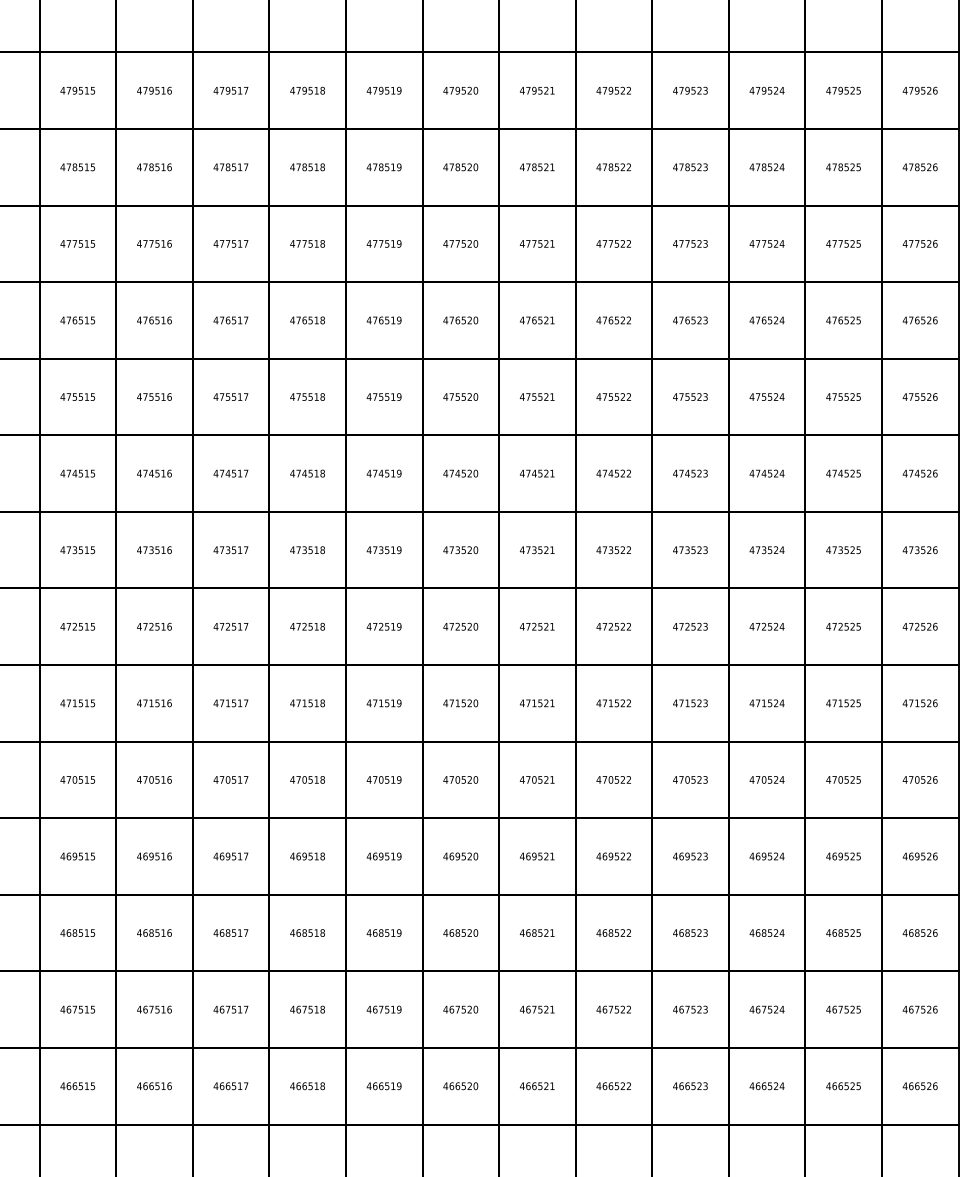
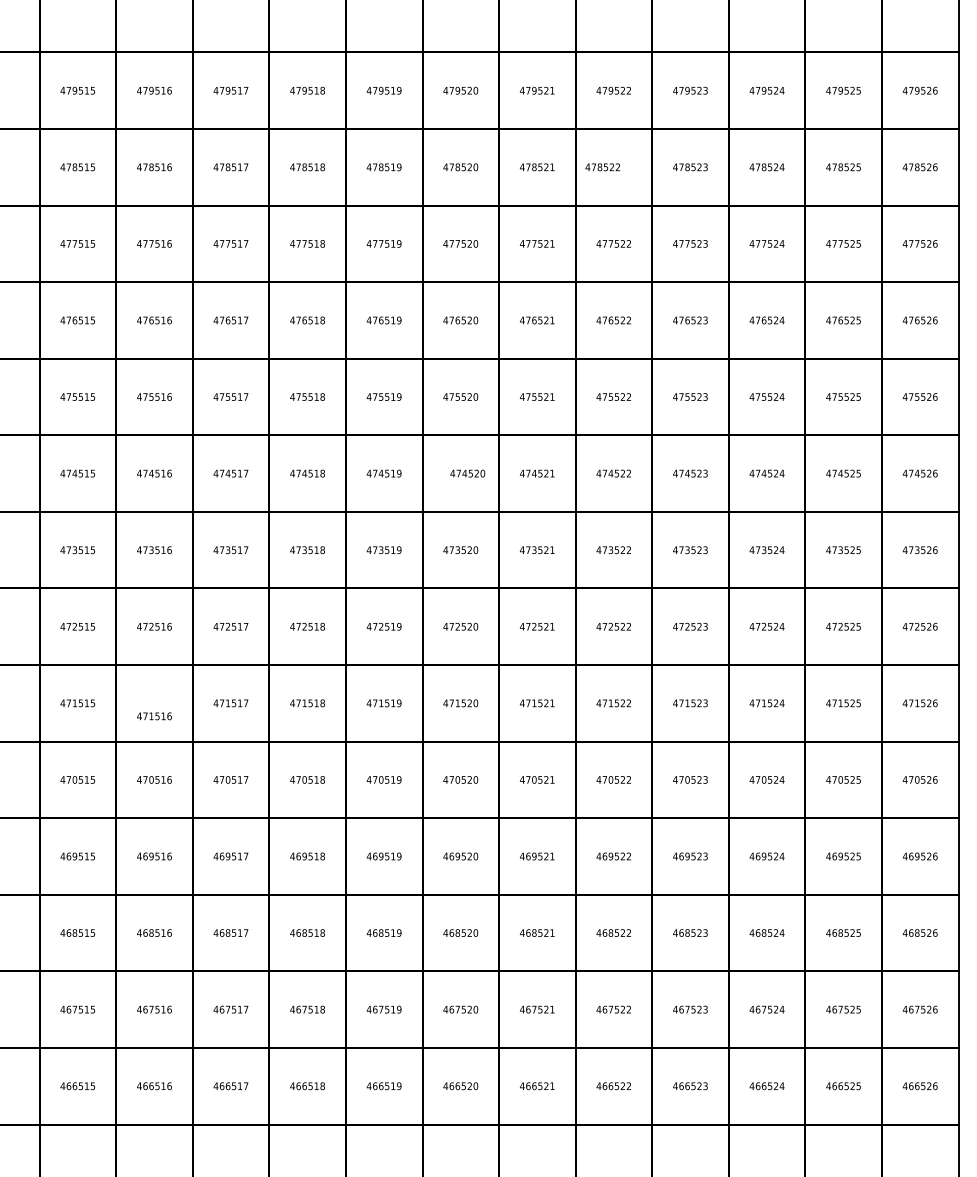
text position: (613, 167) -> (602, 167) (602, 167)
text position: (460, 473) -> (467, 473) (467, 473)
text position: (154, 703) -> (154, 716) (154, 716)
